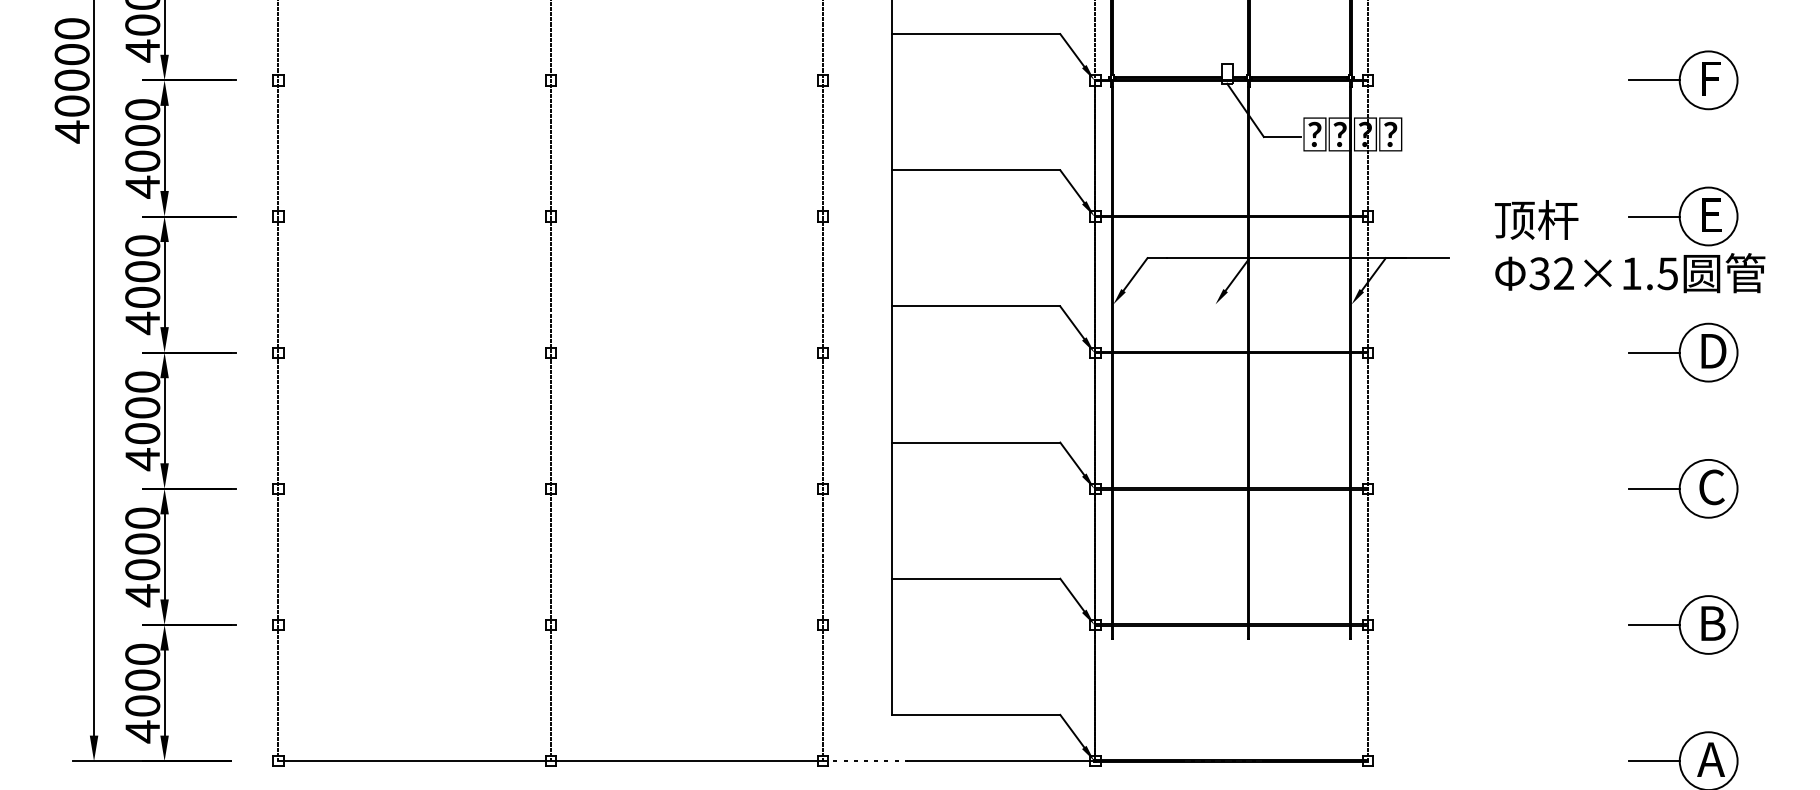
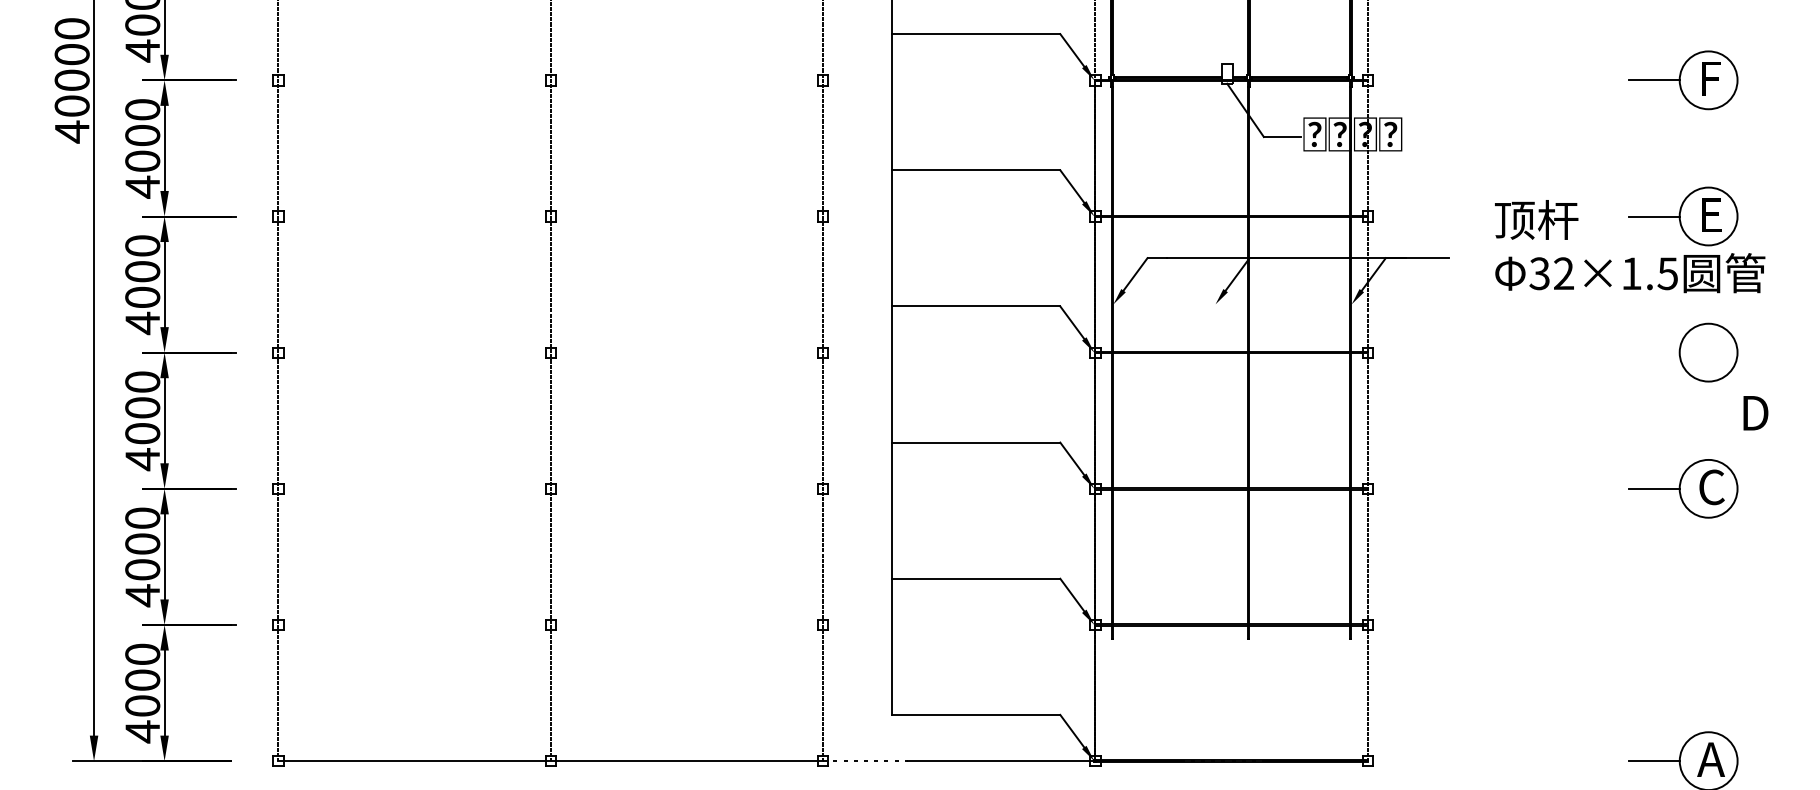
text position: (1713, 351) -> (1755, 413) (1755, 413)
line: present -> none (1653, 352)
part: present -> none (1683, 624)
